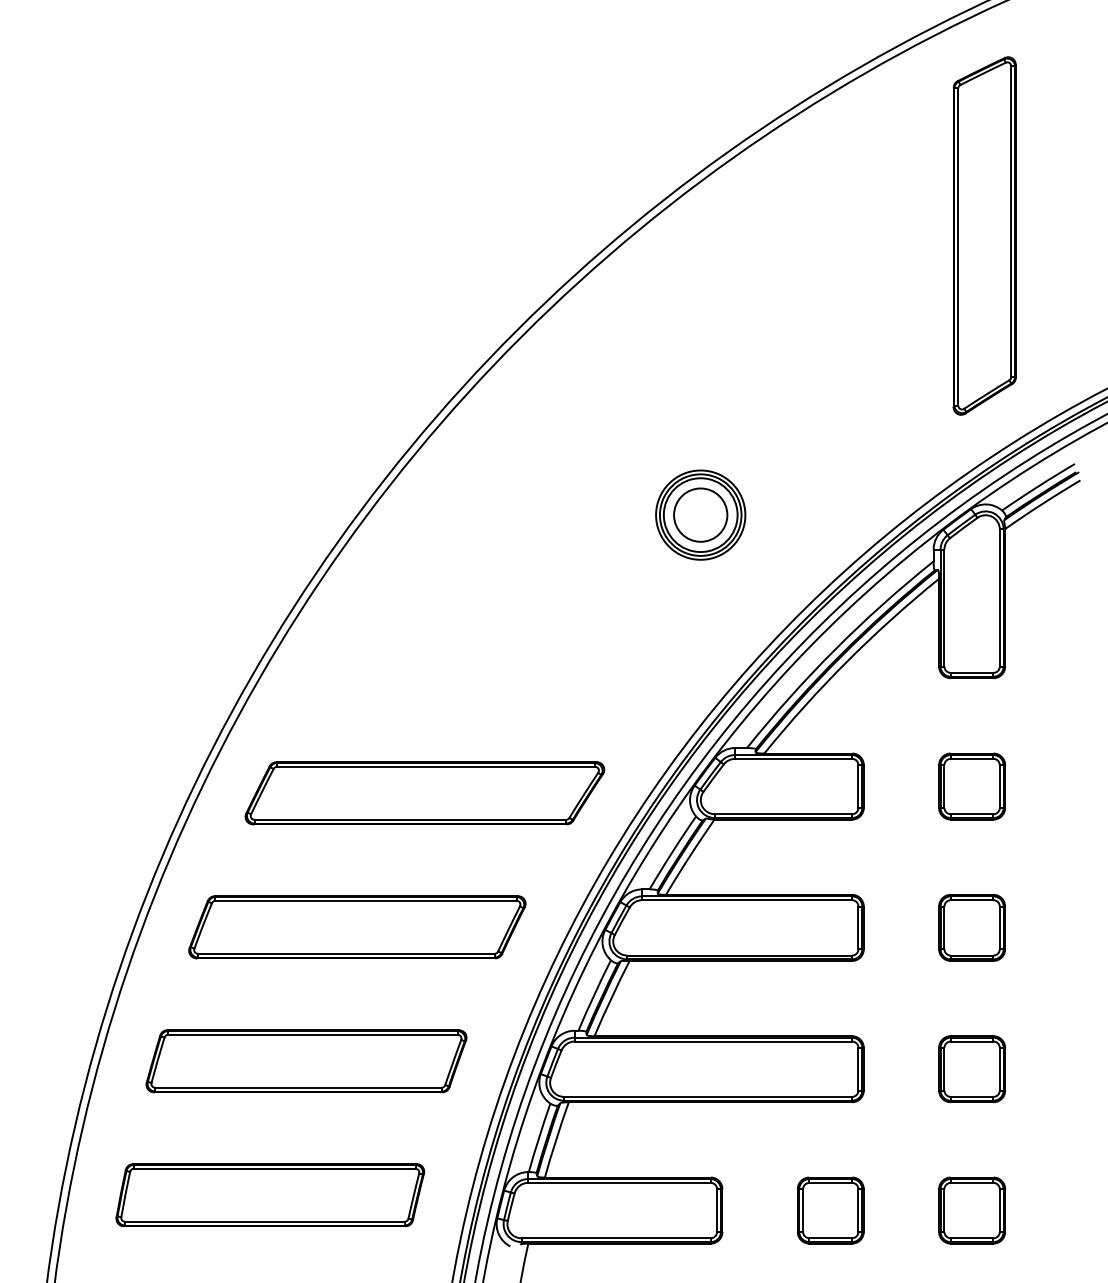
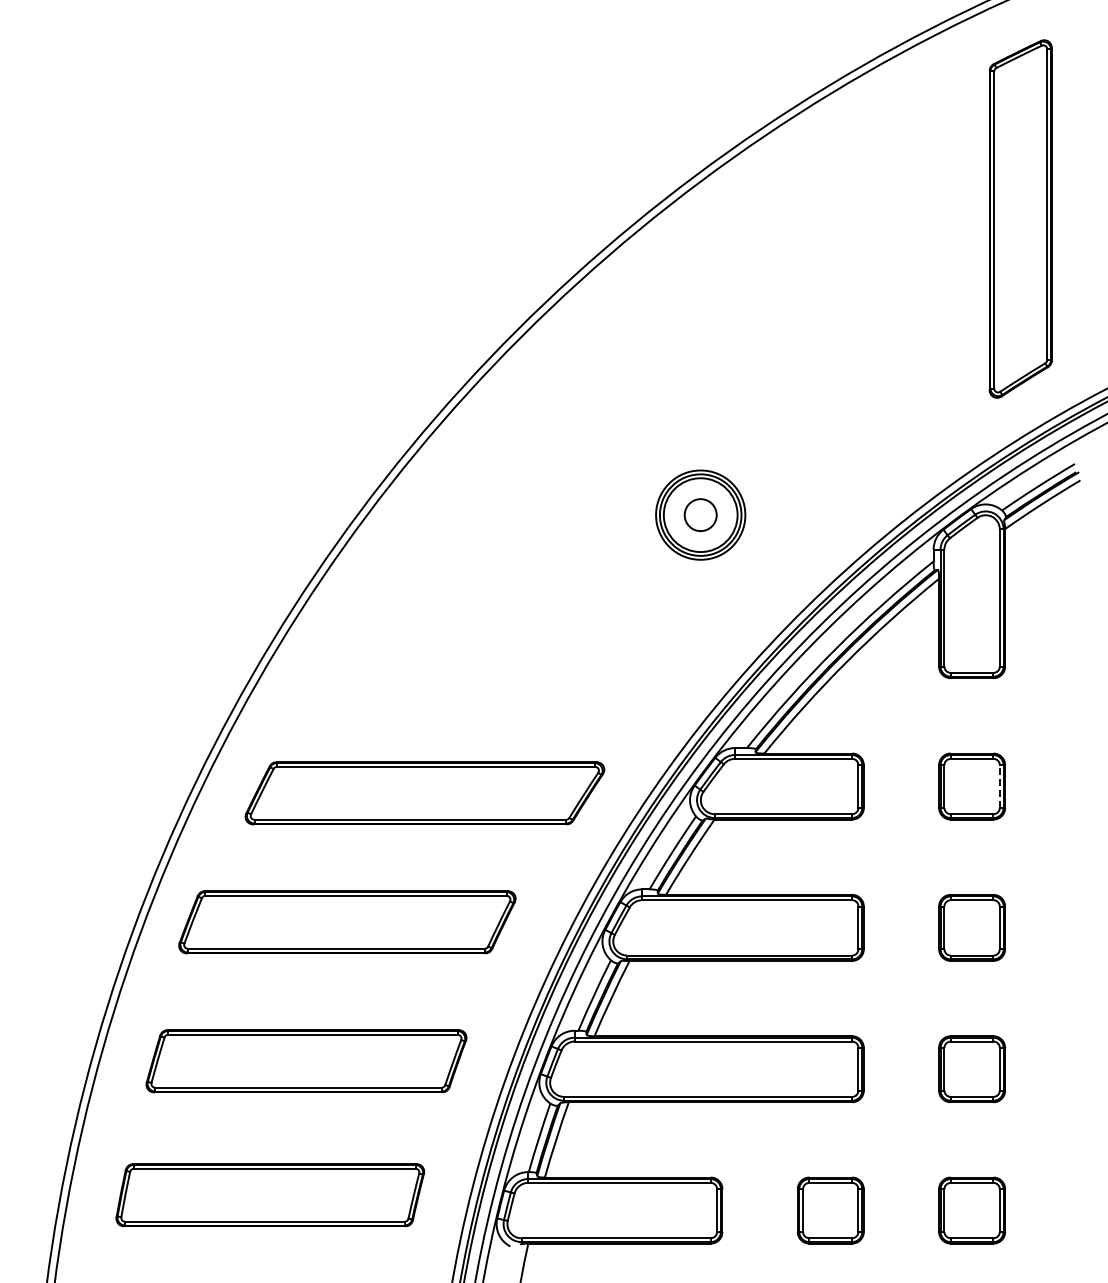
part position: (984, 235) -> (1020, 218) (1020, 218)
circle diameter: 53 px -> 32 px (700, 515)
line: solid -> dashed (999, 786)
part position: (357, 927) -> (347, 922) (347, 922)
